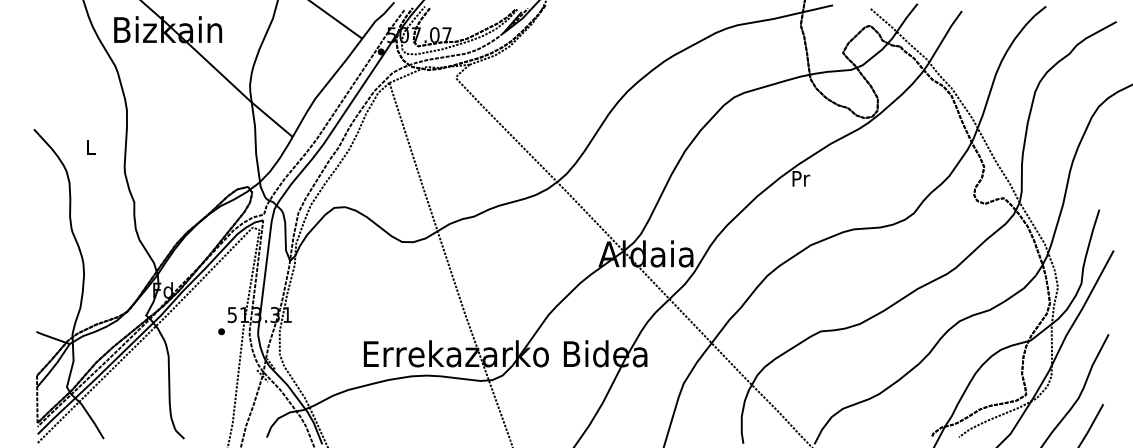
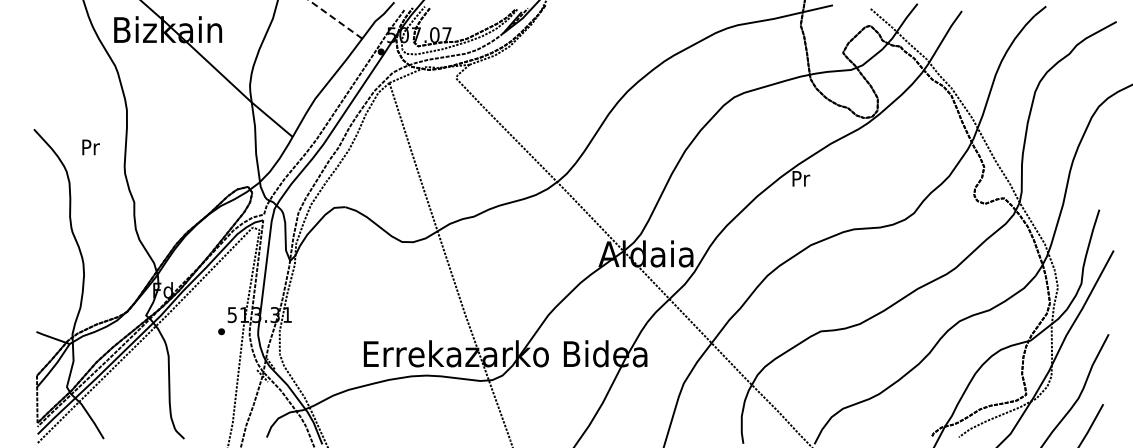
line: solid -> dashed (335, 19)
text: L -> Pr (90, 147)
